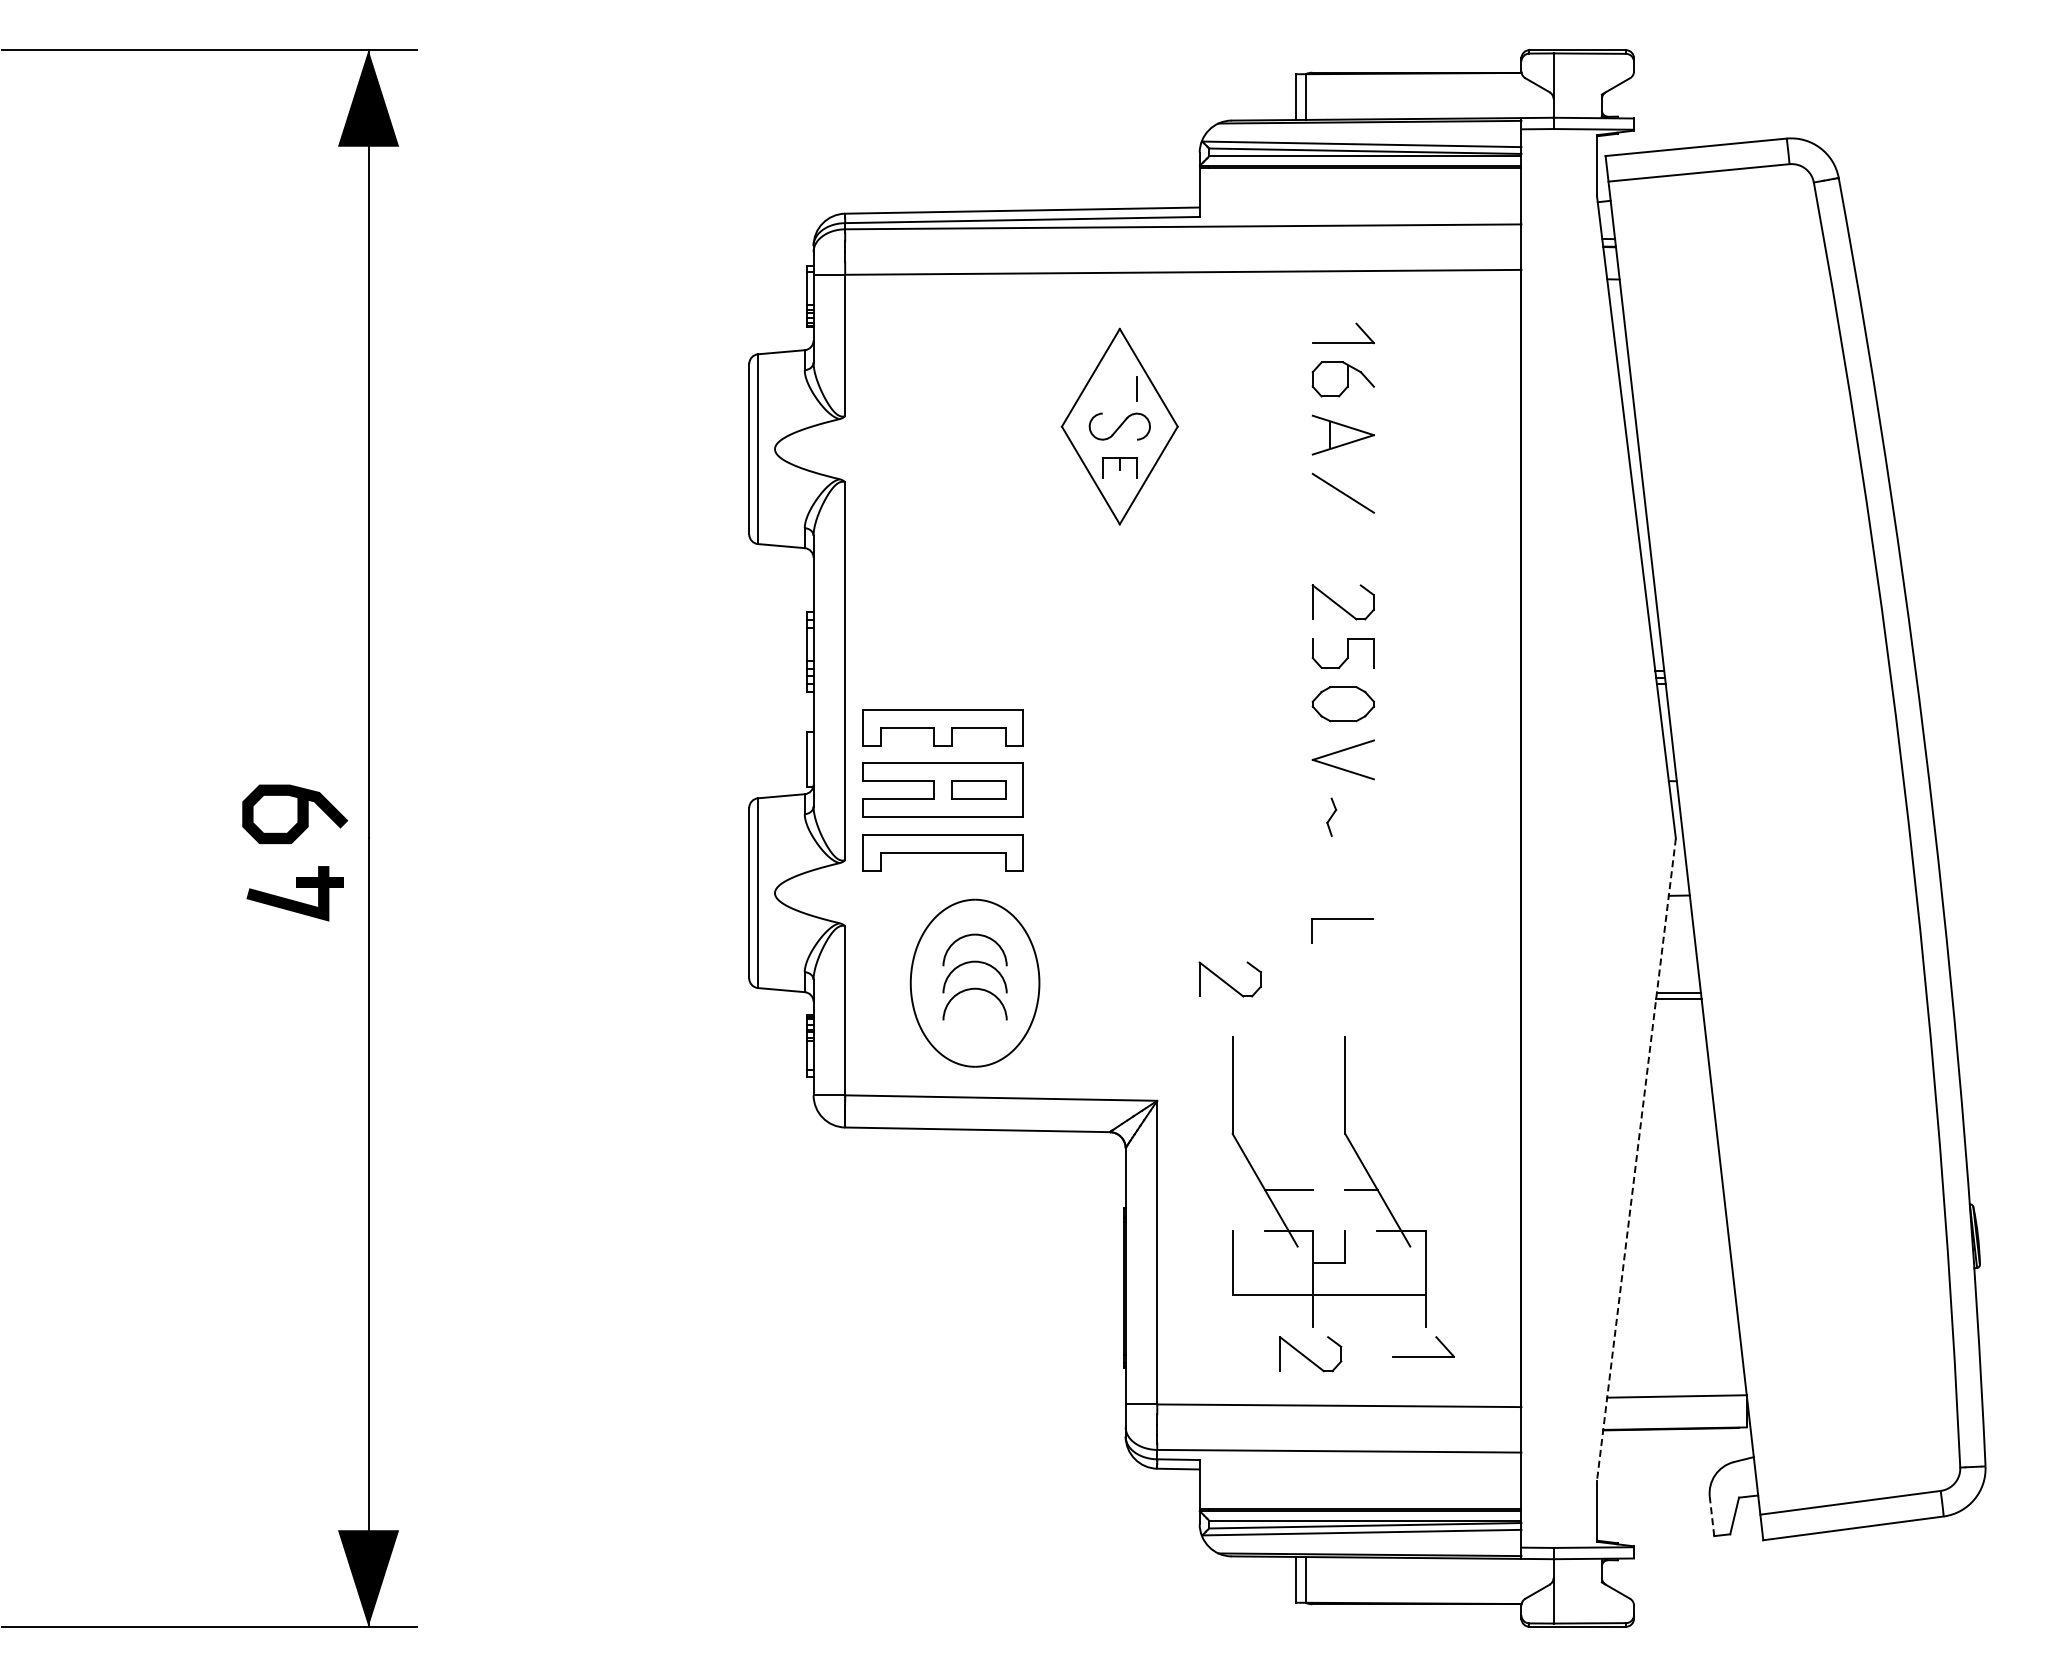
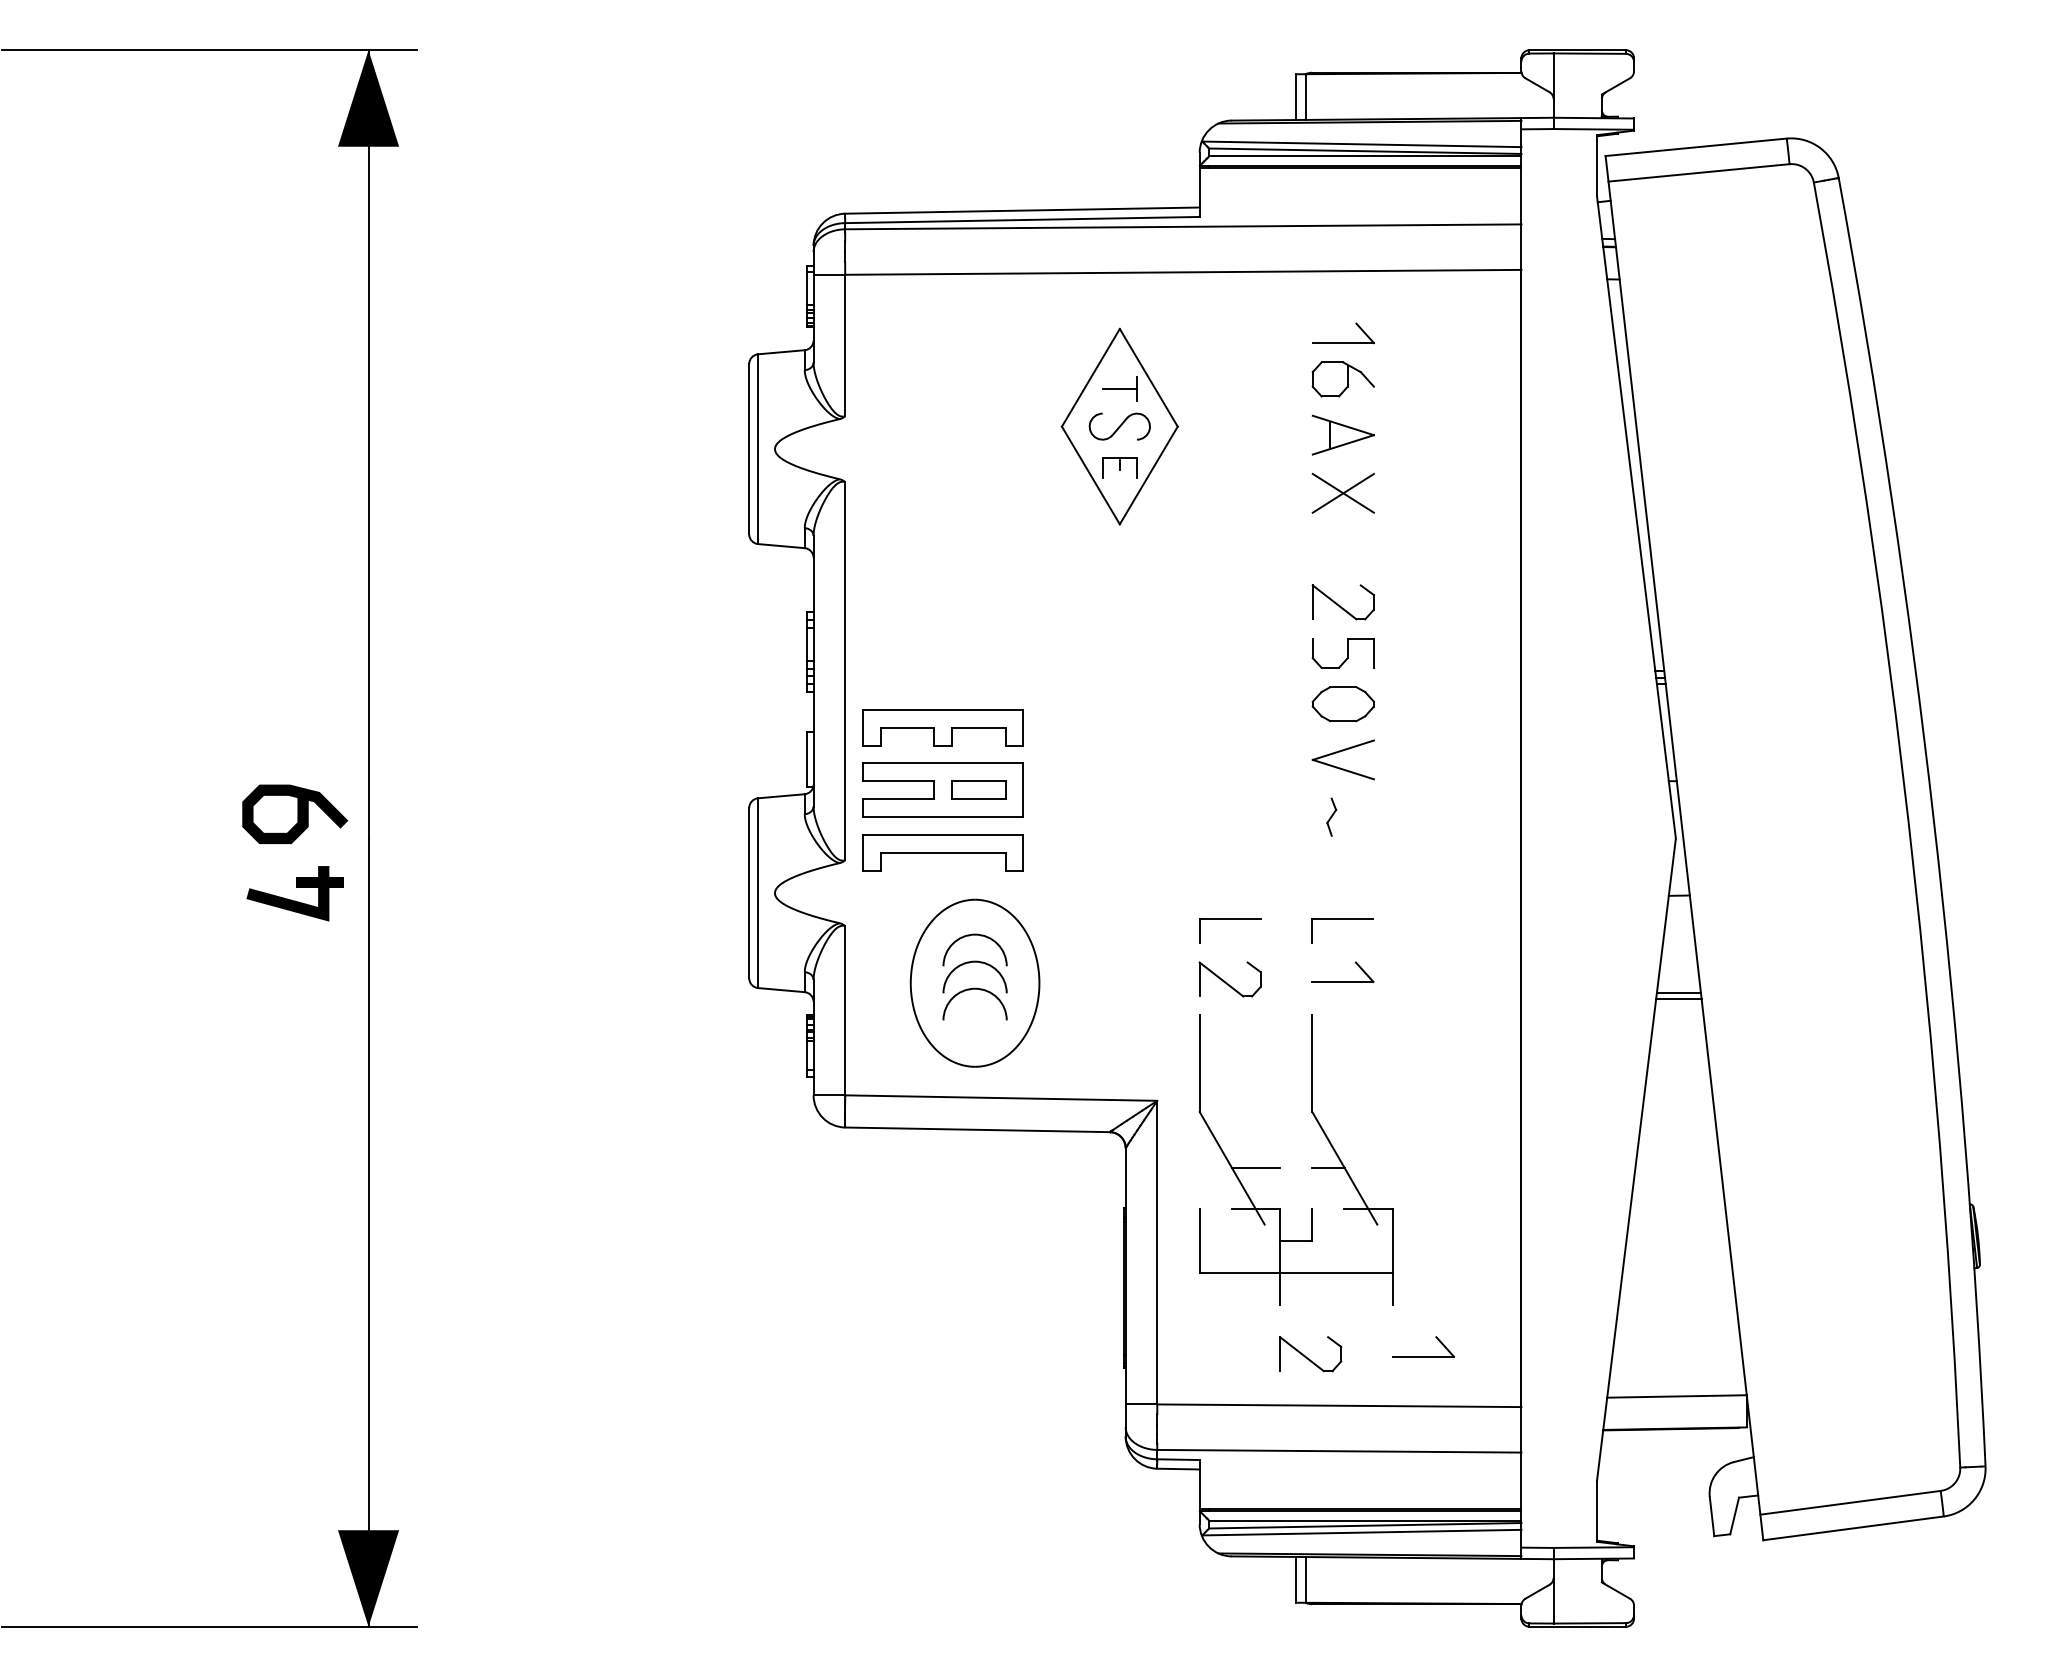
line: none -> present (1119, 389)
line: none -> present (1342, 492)
part: none -> present (1230, 919)
part: none -> present (1342, 981)
line: dashed -> solid (1636, 1159)
part position: (1313, 1189) -> (1280, 1167) (1280, 1167)
line: dashed -> solid (1712, 1516)
